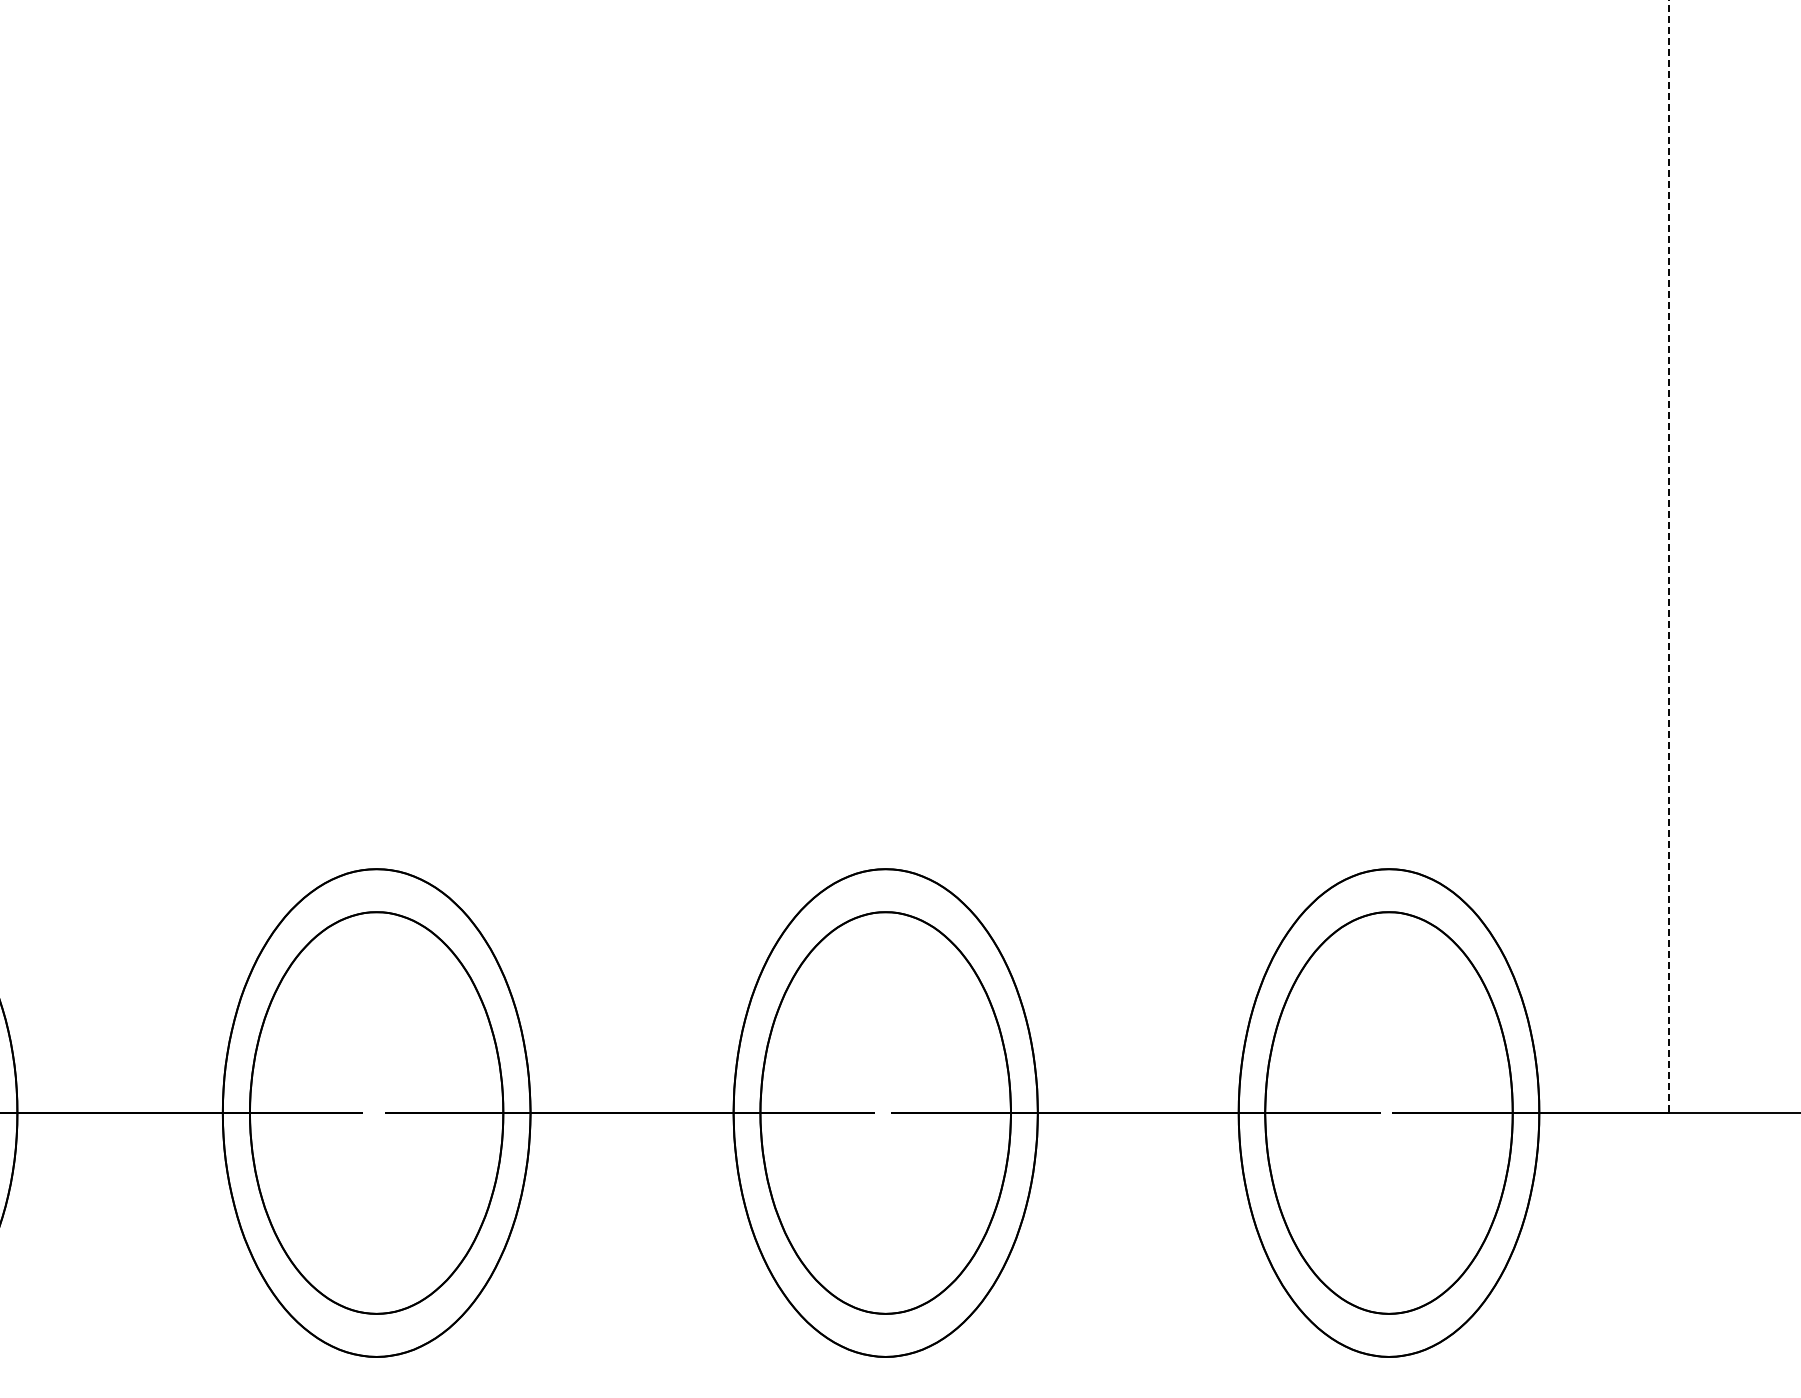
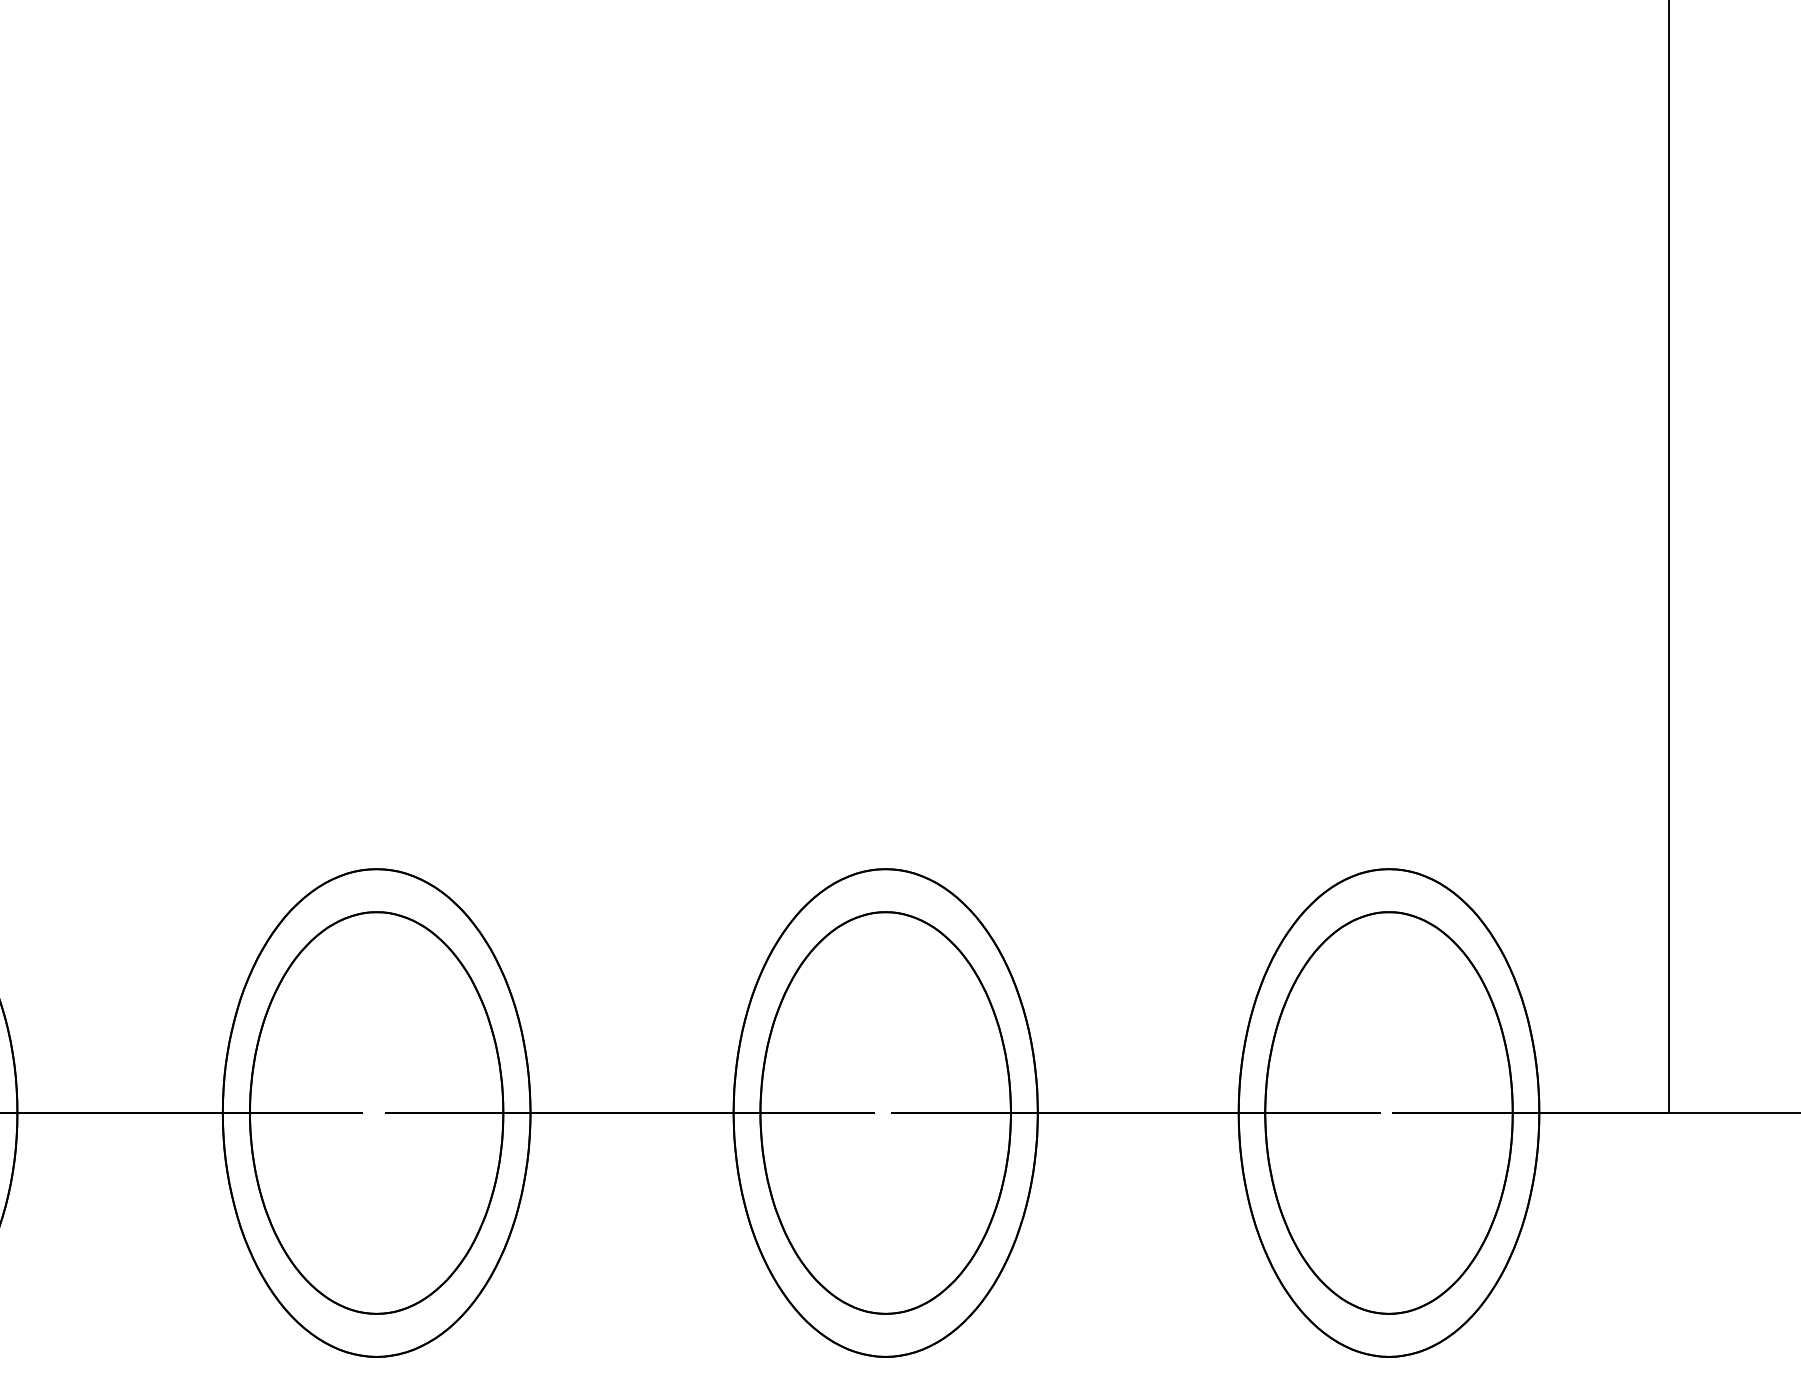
line: dashed -> solid (1669, 557)
